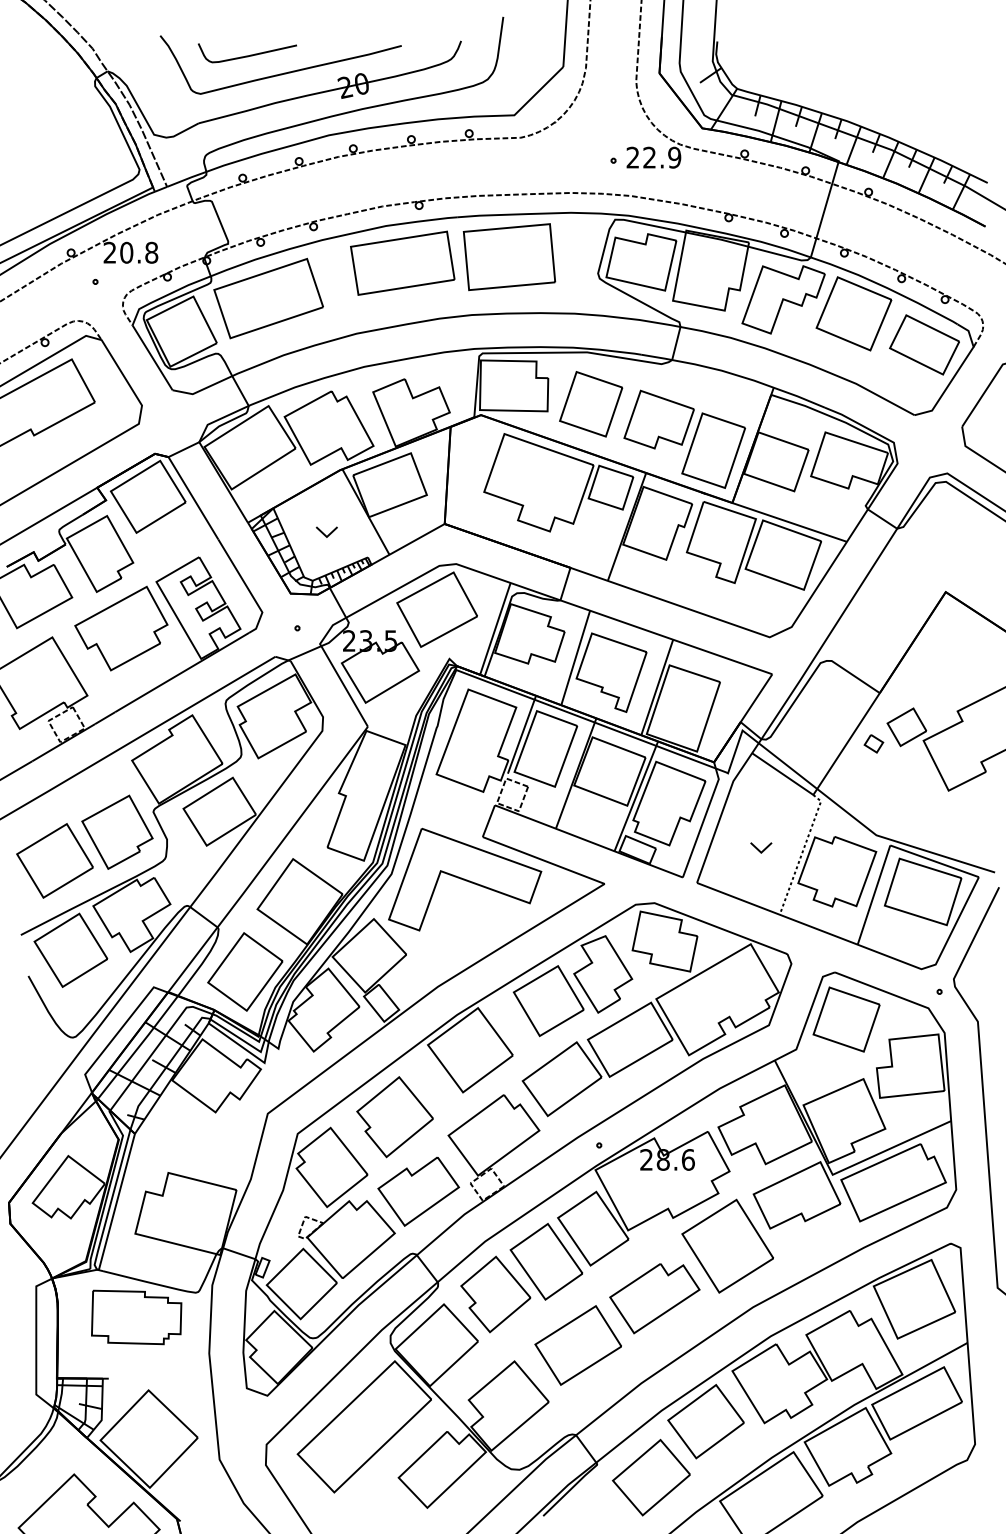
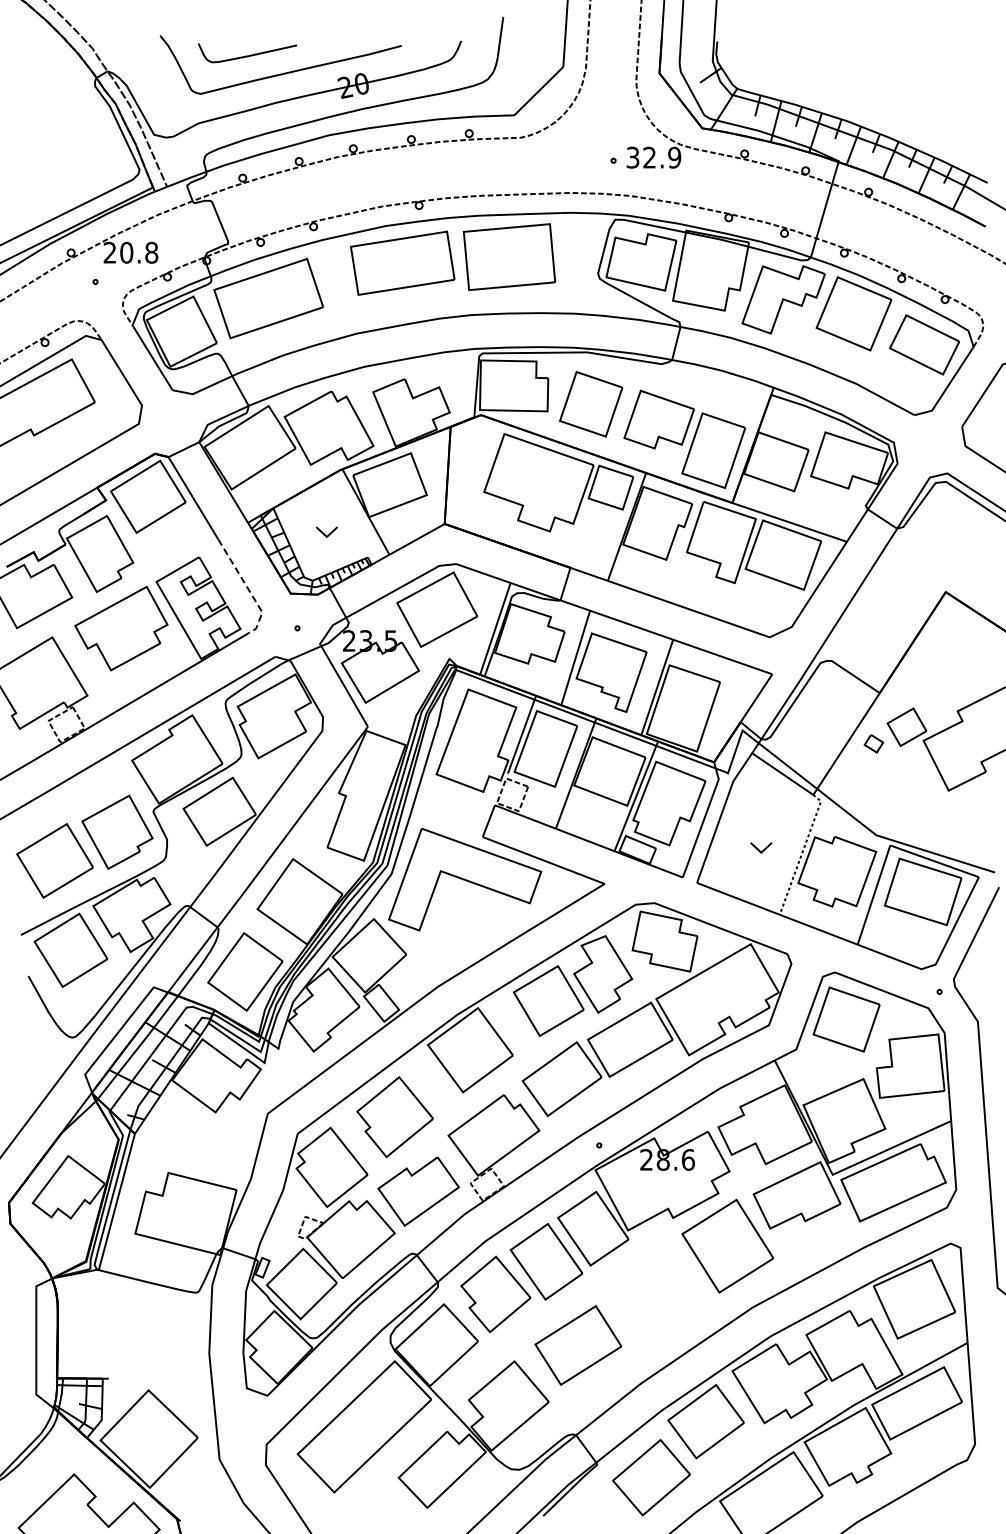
text: 22.9 -> 32.9 (632, 157)
line: solid -> dashed (248, 588)
part: present -> none (654, 1298)
part: present -> none (136, 1317)
